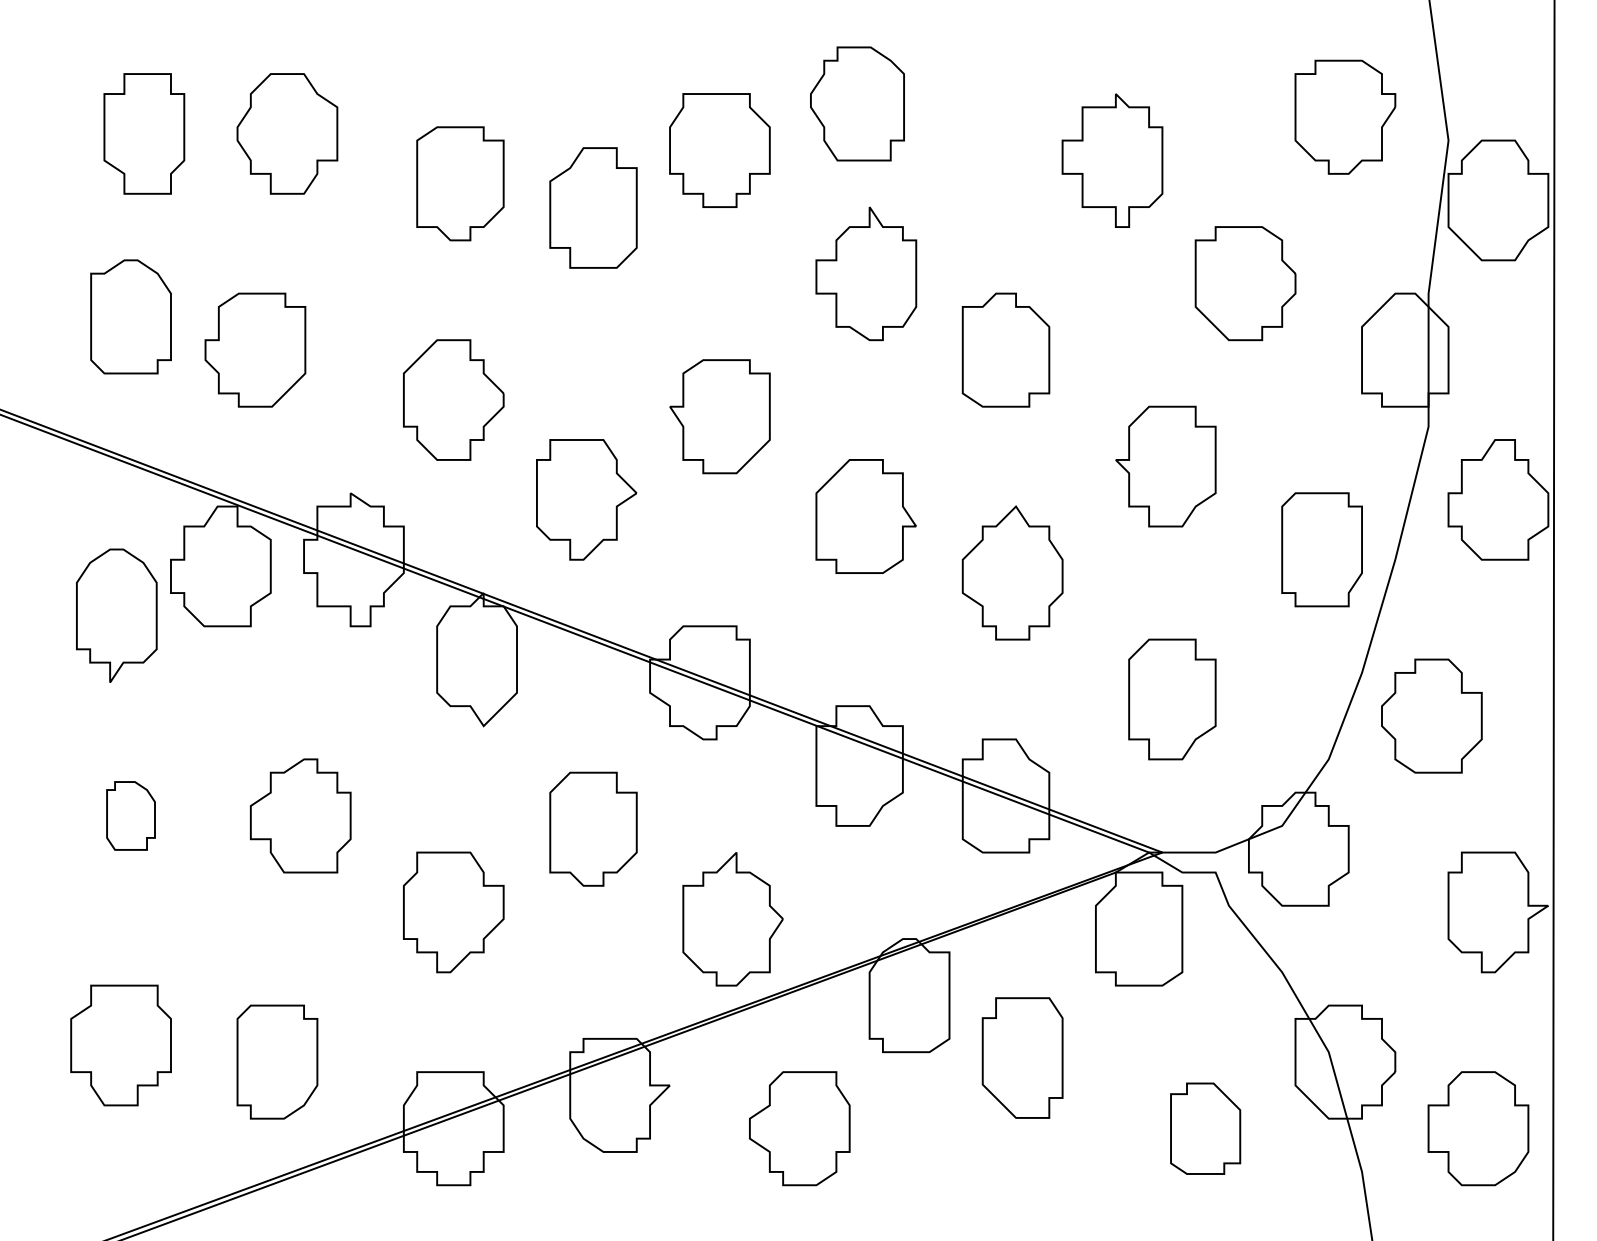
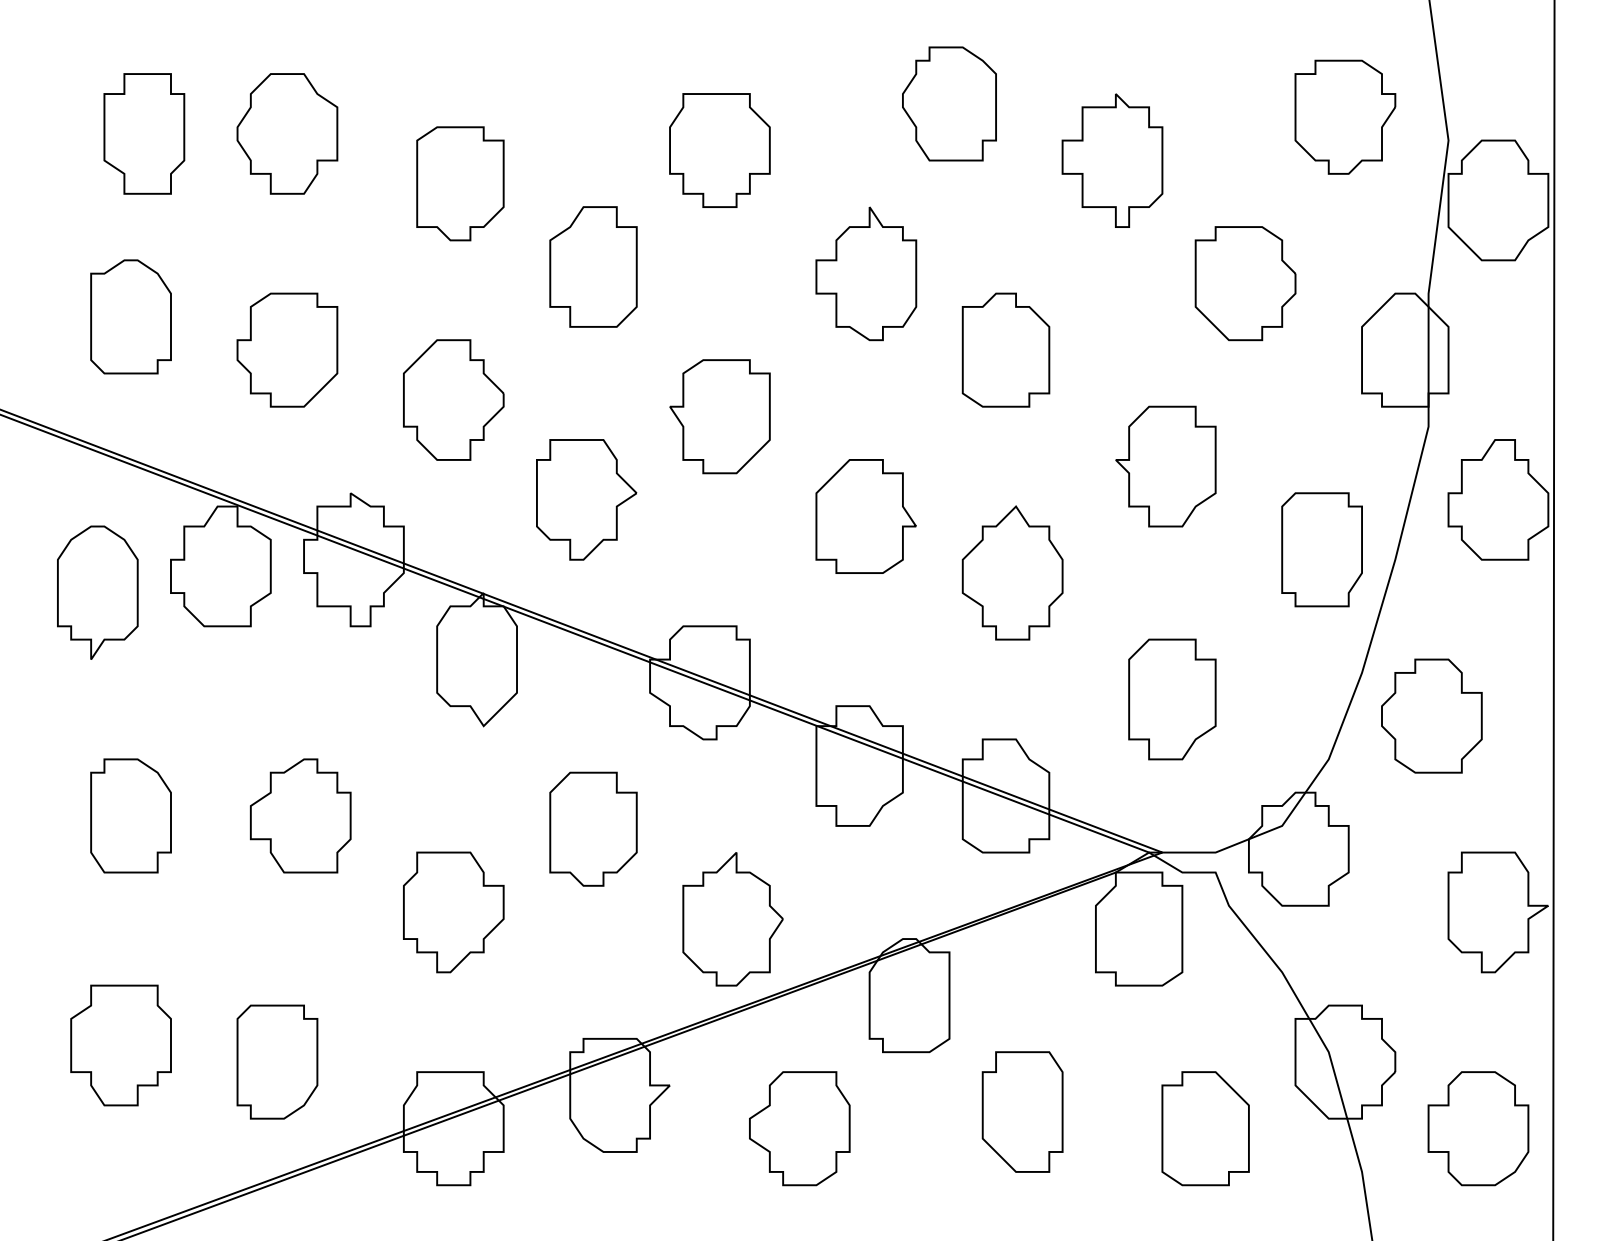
part position: (857, 103) -> (949, 103) (949, 103)
part position: (593, 207) -> (593, 266) (593, 266)
part position: (255, 349) -> (287, 349) (287, 349)
part position: (116, 615) -> (97, 592) (97, 592)
part size: 50x70 px -> 82x116 px (130, 815)
part position: (1022, 1057) -> (1022, 1111) (1022, 1111)
part size: 72x93 px -> 89x116 px (1205, 1128)
